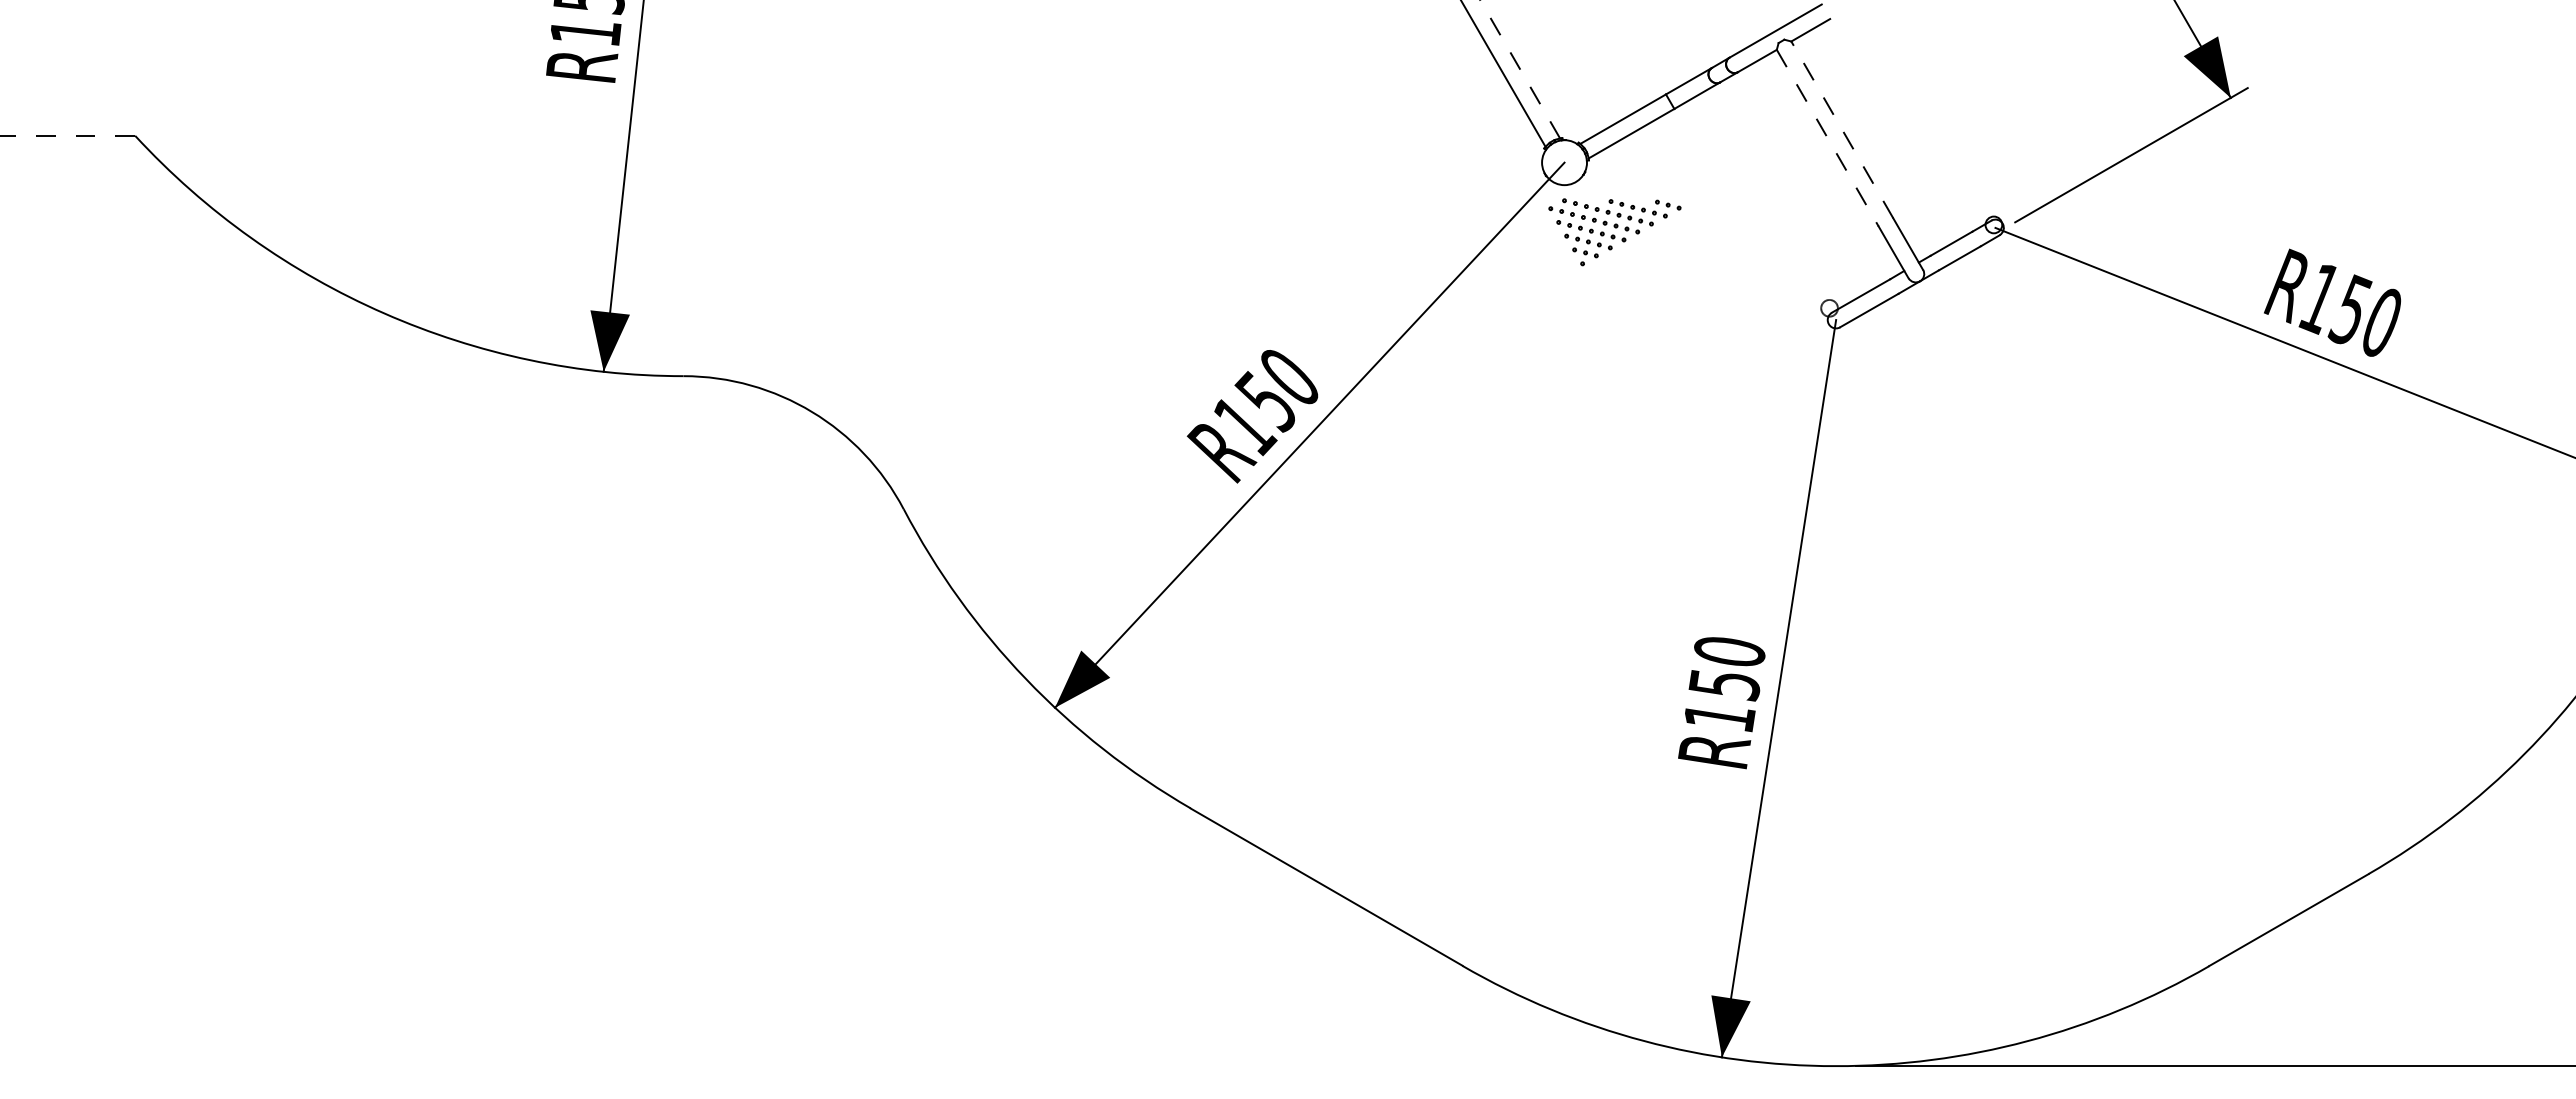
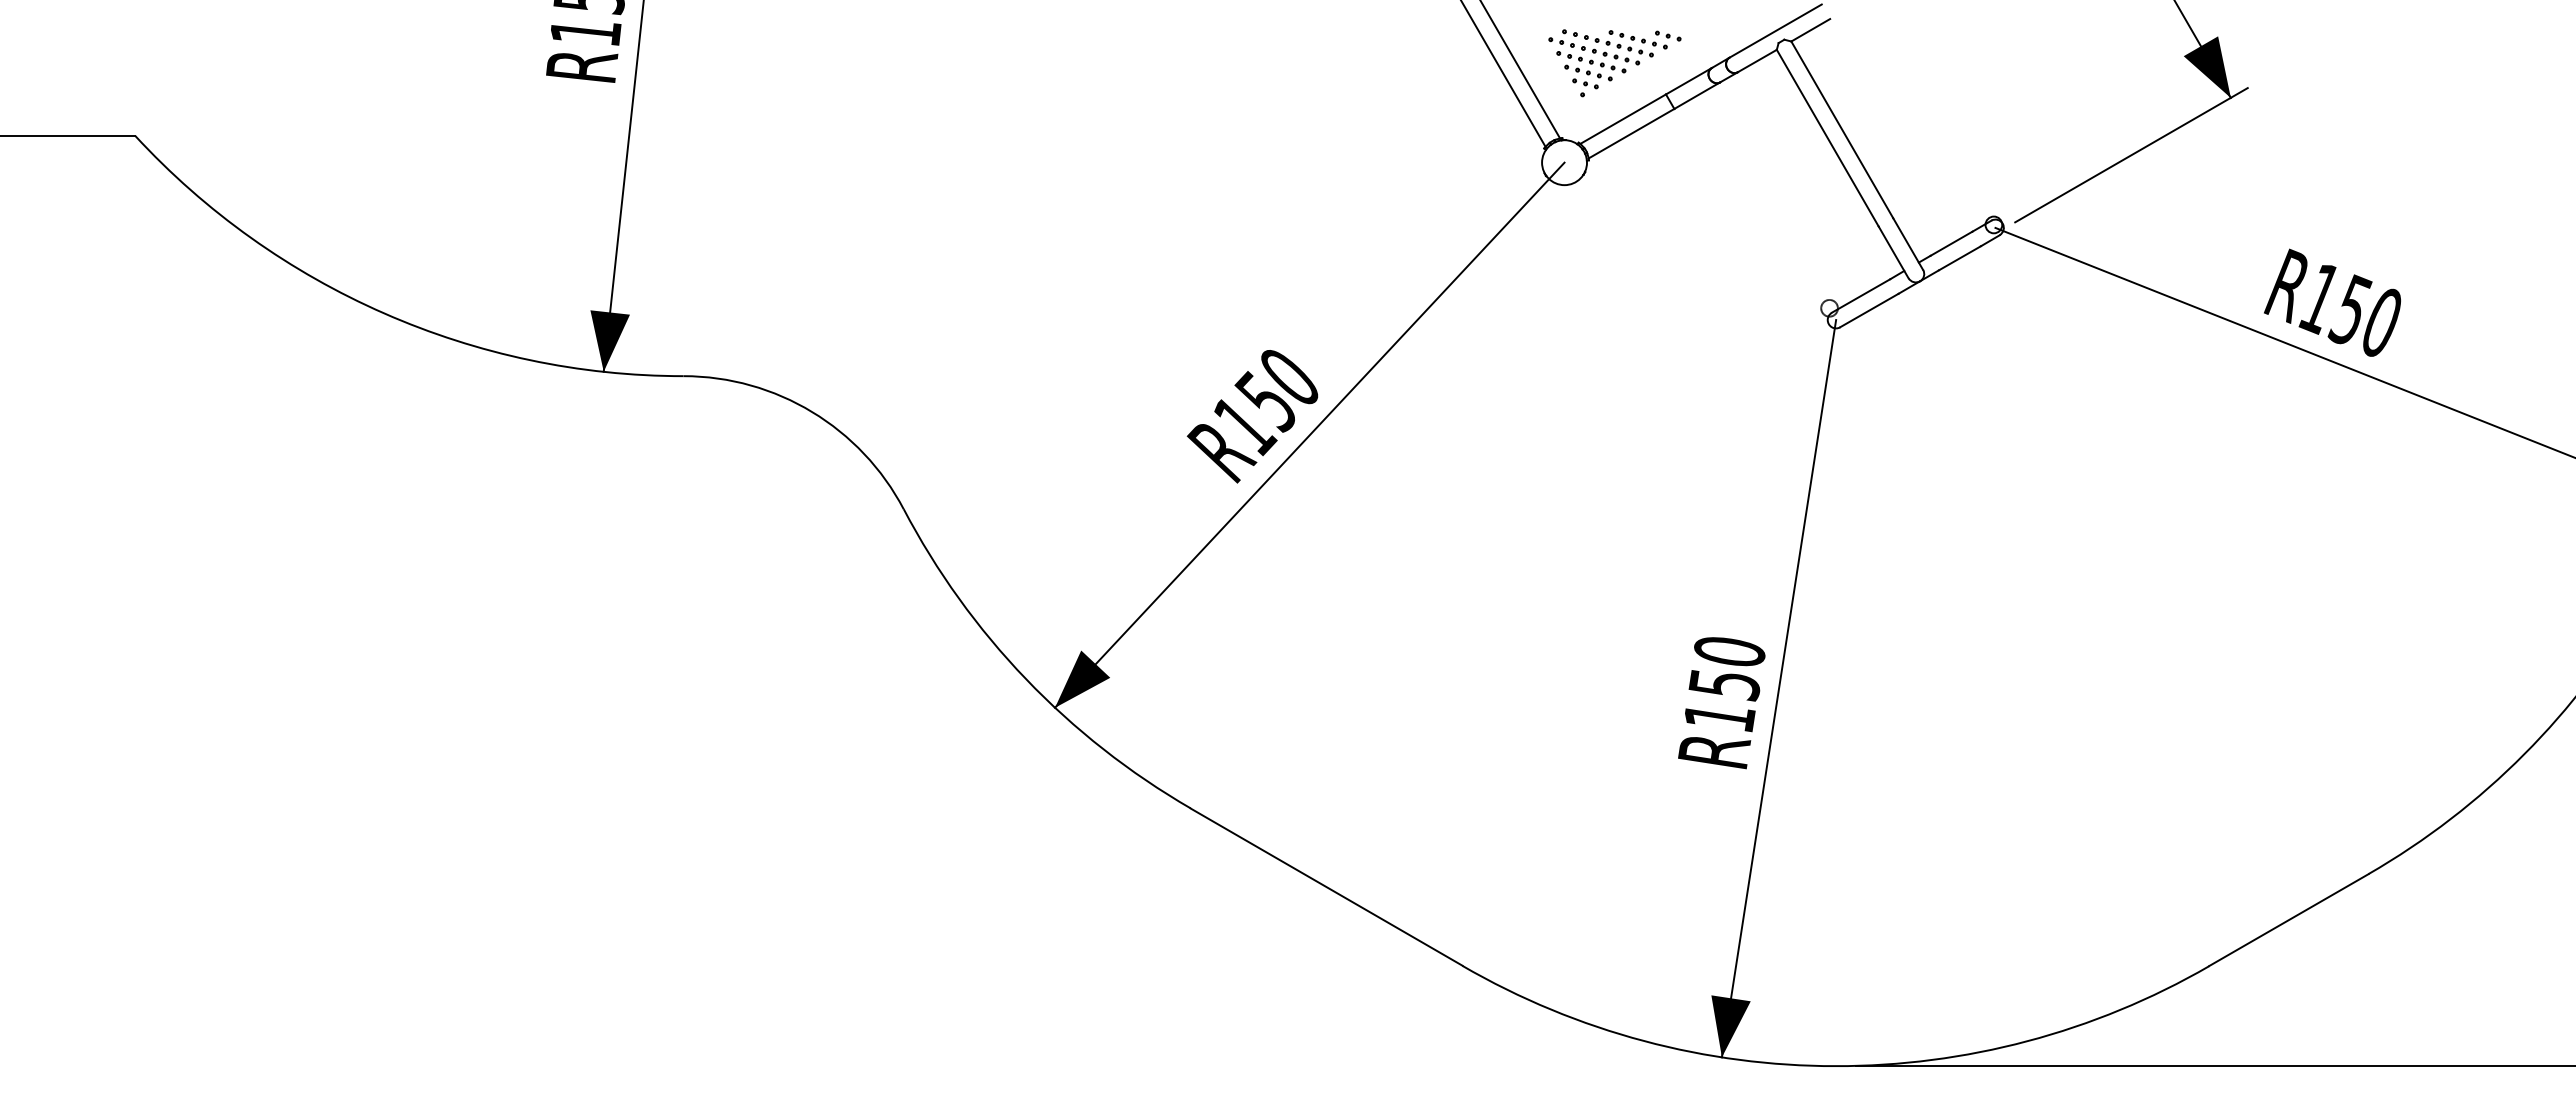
line: dashed -> solid (1520, 69)
line: dashed -> solid (1842, 129)
line: dashed -> solid (68, 135)
line: dashed -> solid (1827, 138)
part position: (1614, 232) -> (1614, 63) (1614, 63)
